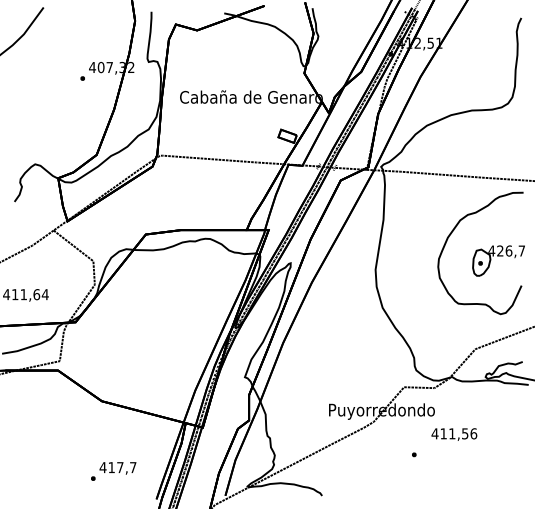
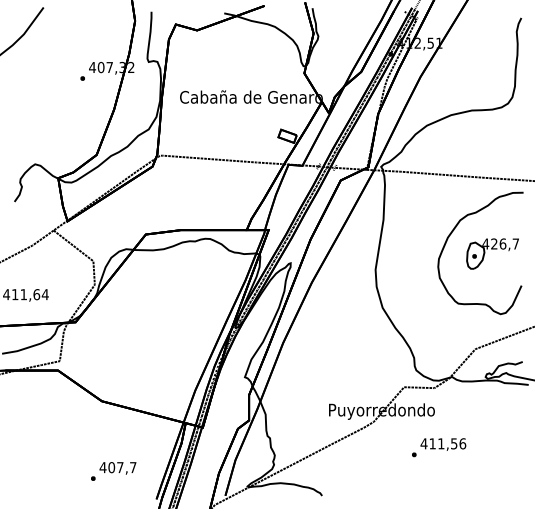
part position: (498, 260) -> (492, 253) (492, 253)
text position: (454, 434) -> (443, 444) (443, 444)
text: 417,7 -> 407,7 (111, 467)
